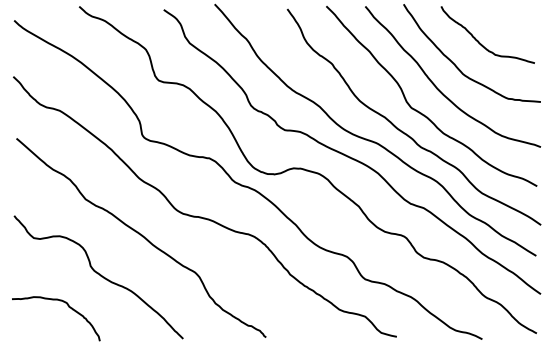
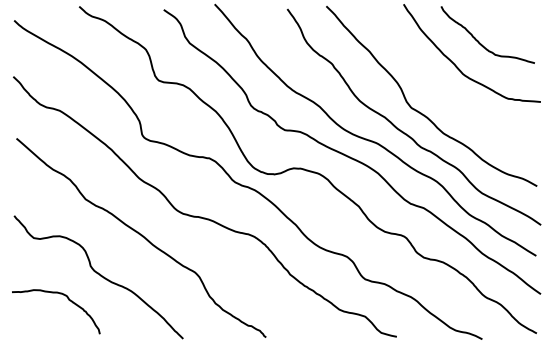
curve: present -> none (439, 89)
curve position: (68, 307) -> (68, 300) (68, 300)
